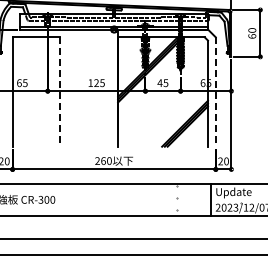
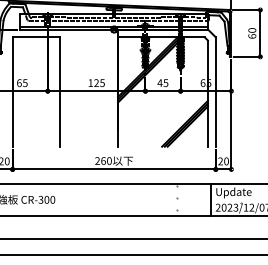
line: dashed -> solid (59, 92)
line: dashed -> solid (215, 92)
